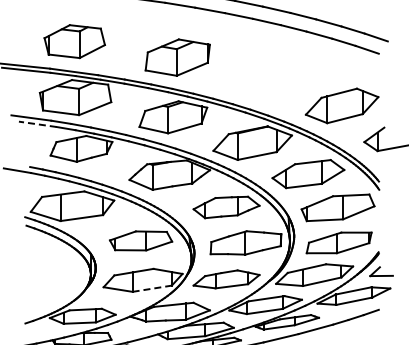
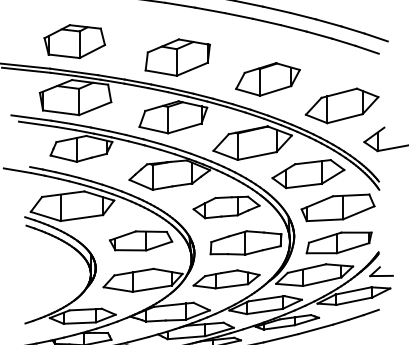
part: none -> present (267, 79)
line: dashed -> solid (37, 124)
line: dashed -> solid (152, 288)
